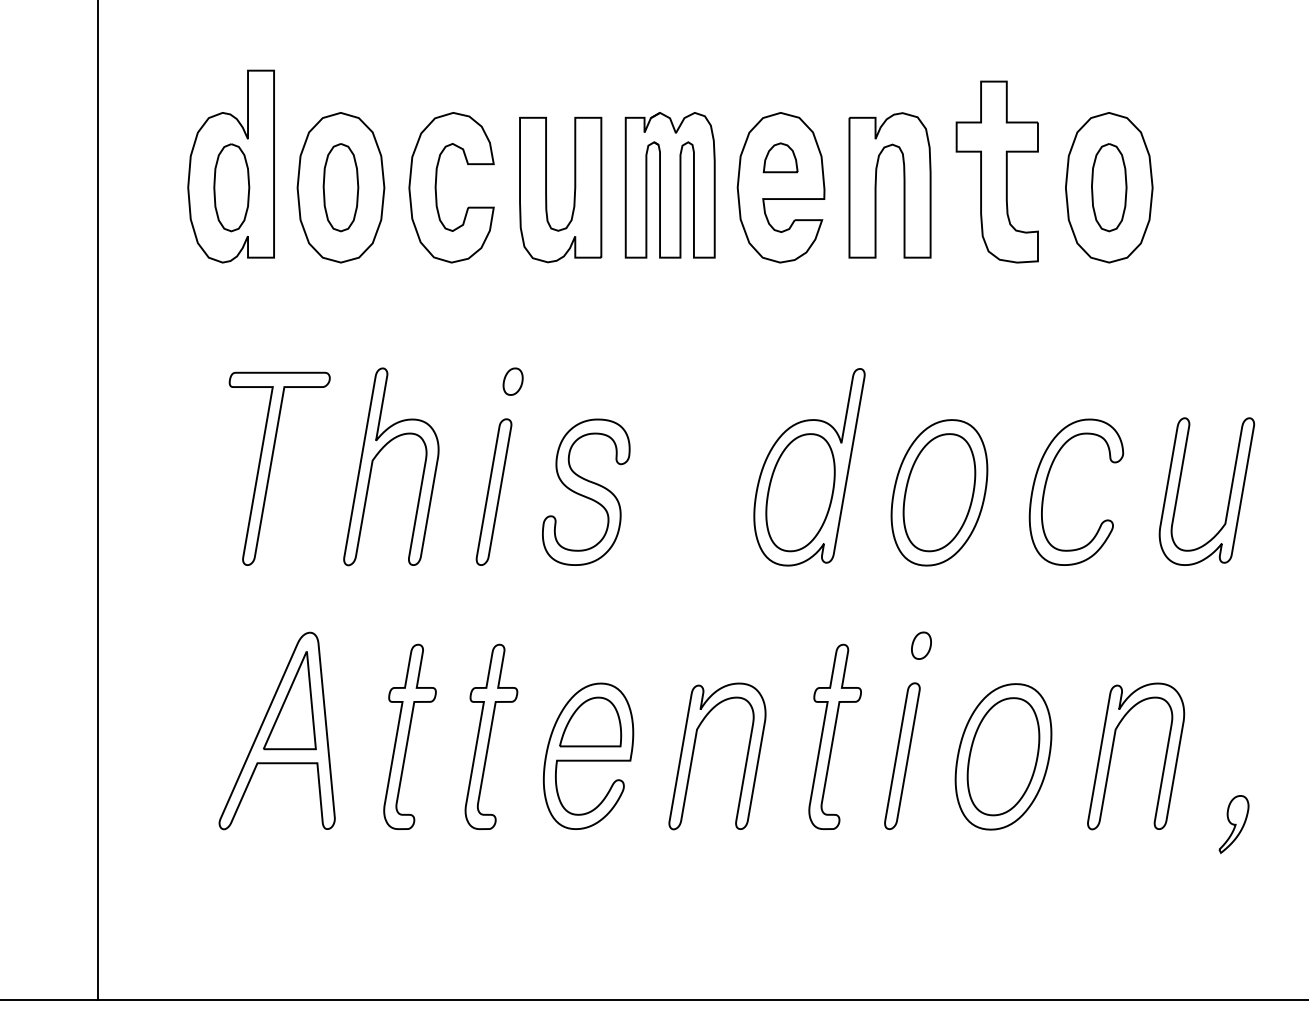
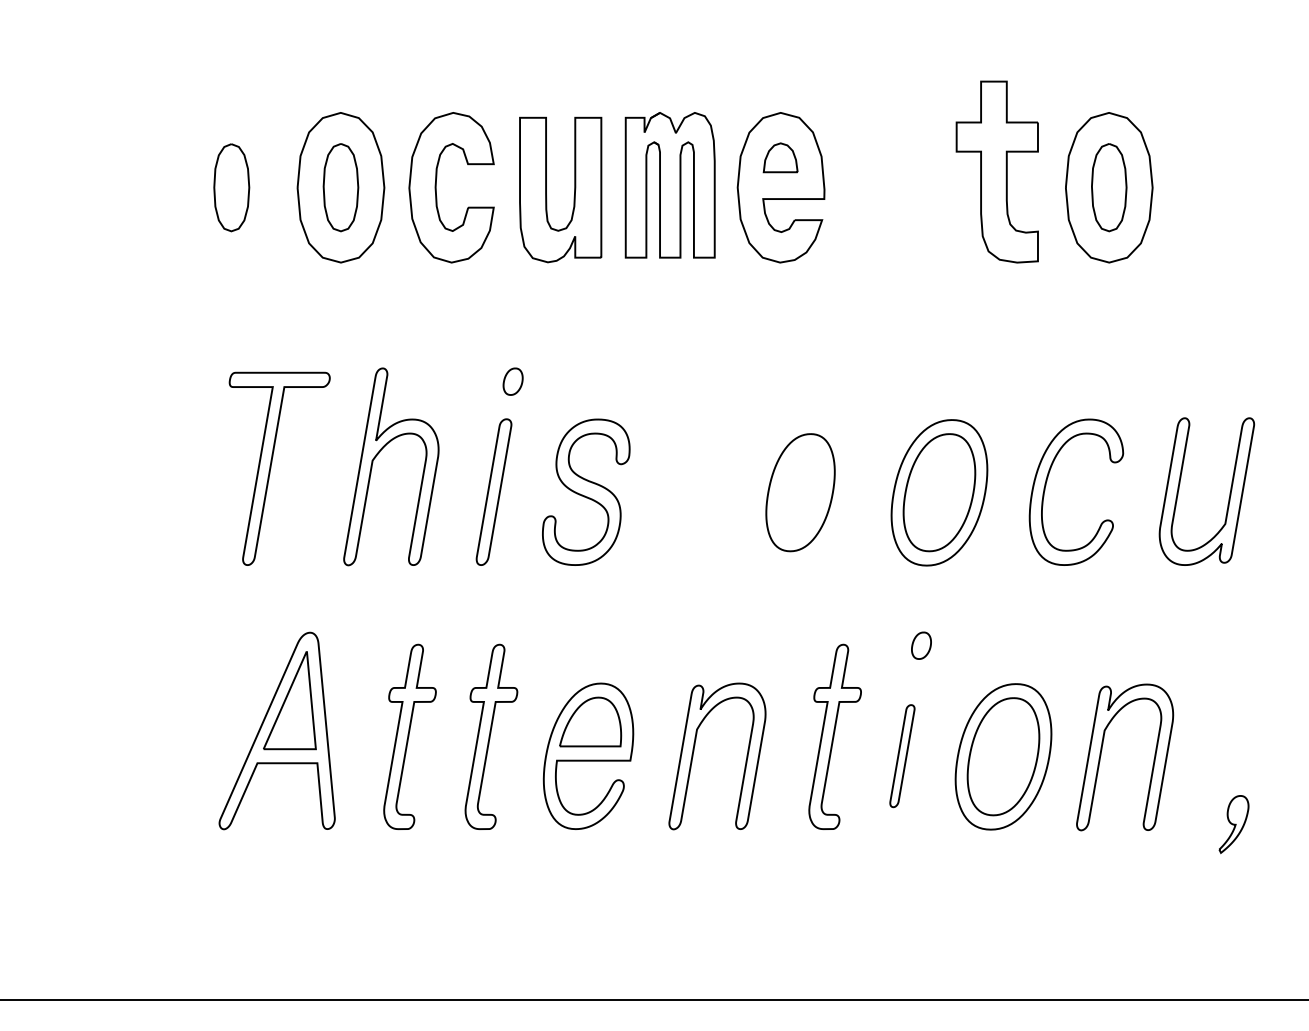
part: present -> none (230, 166)
part: present -> none (876, 185)
part: present -> none (809, 467)
line: present -> none (97, 500)
part size: 37x148 px -> 27x105 px (902, 756)
part position: (1112, 755) -> (1101, 756) (1101, 756)
